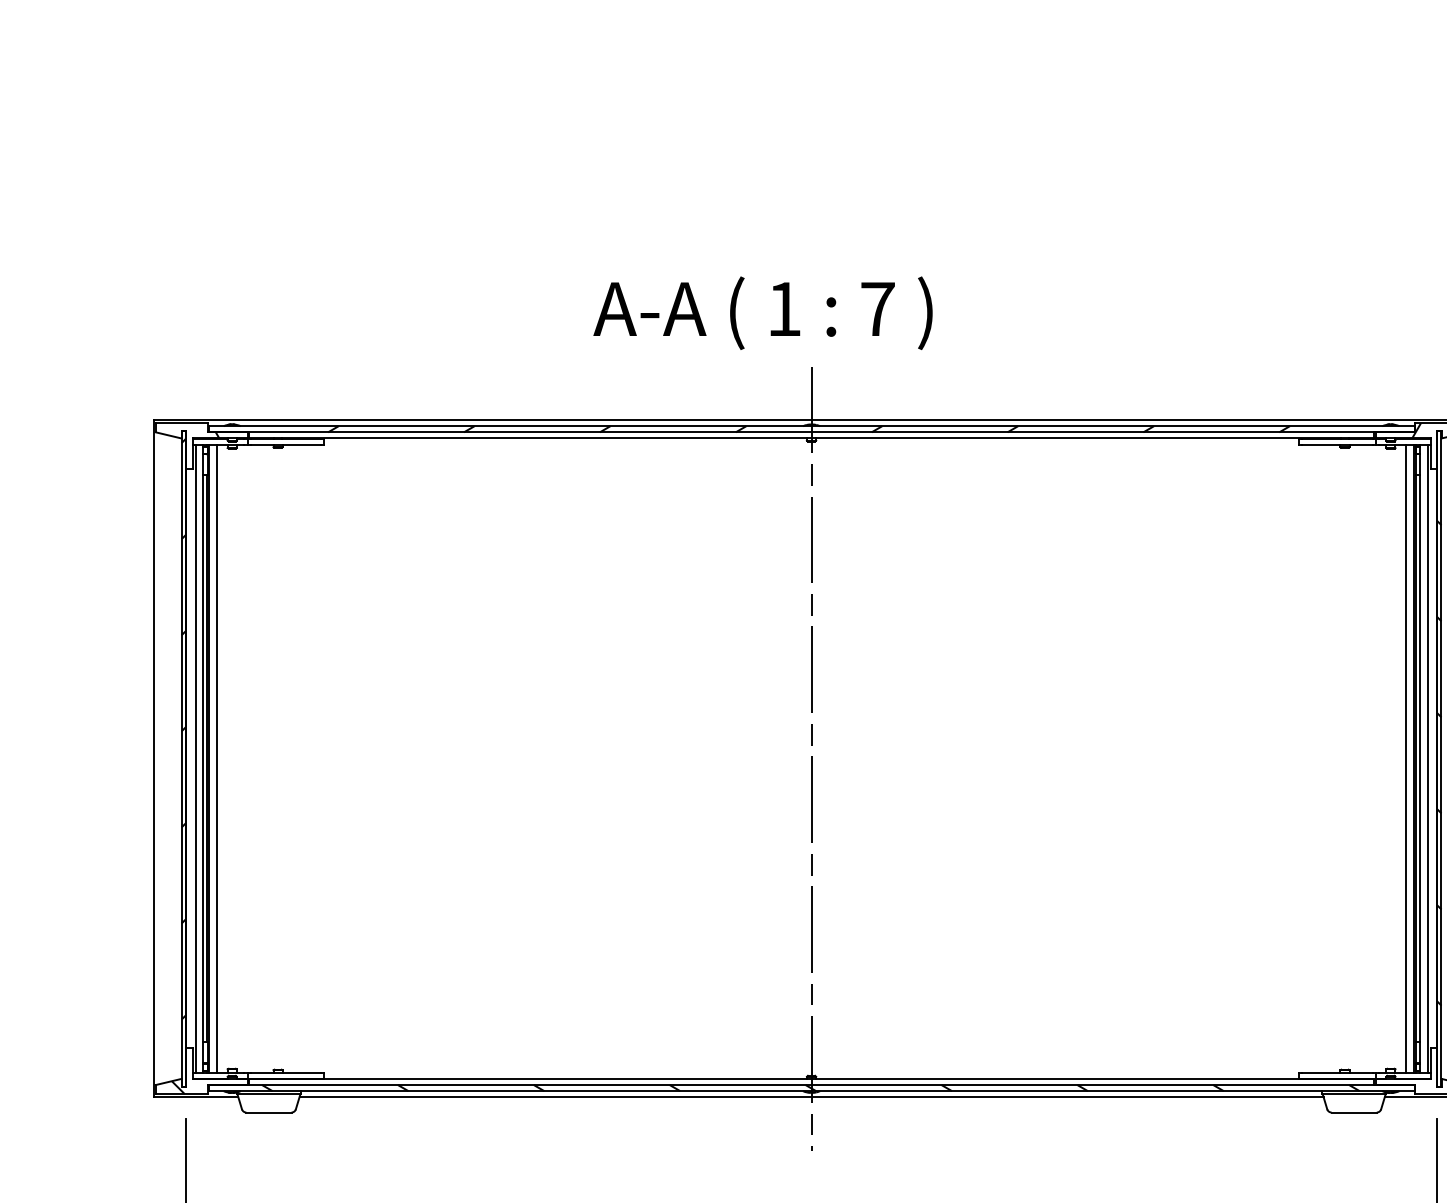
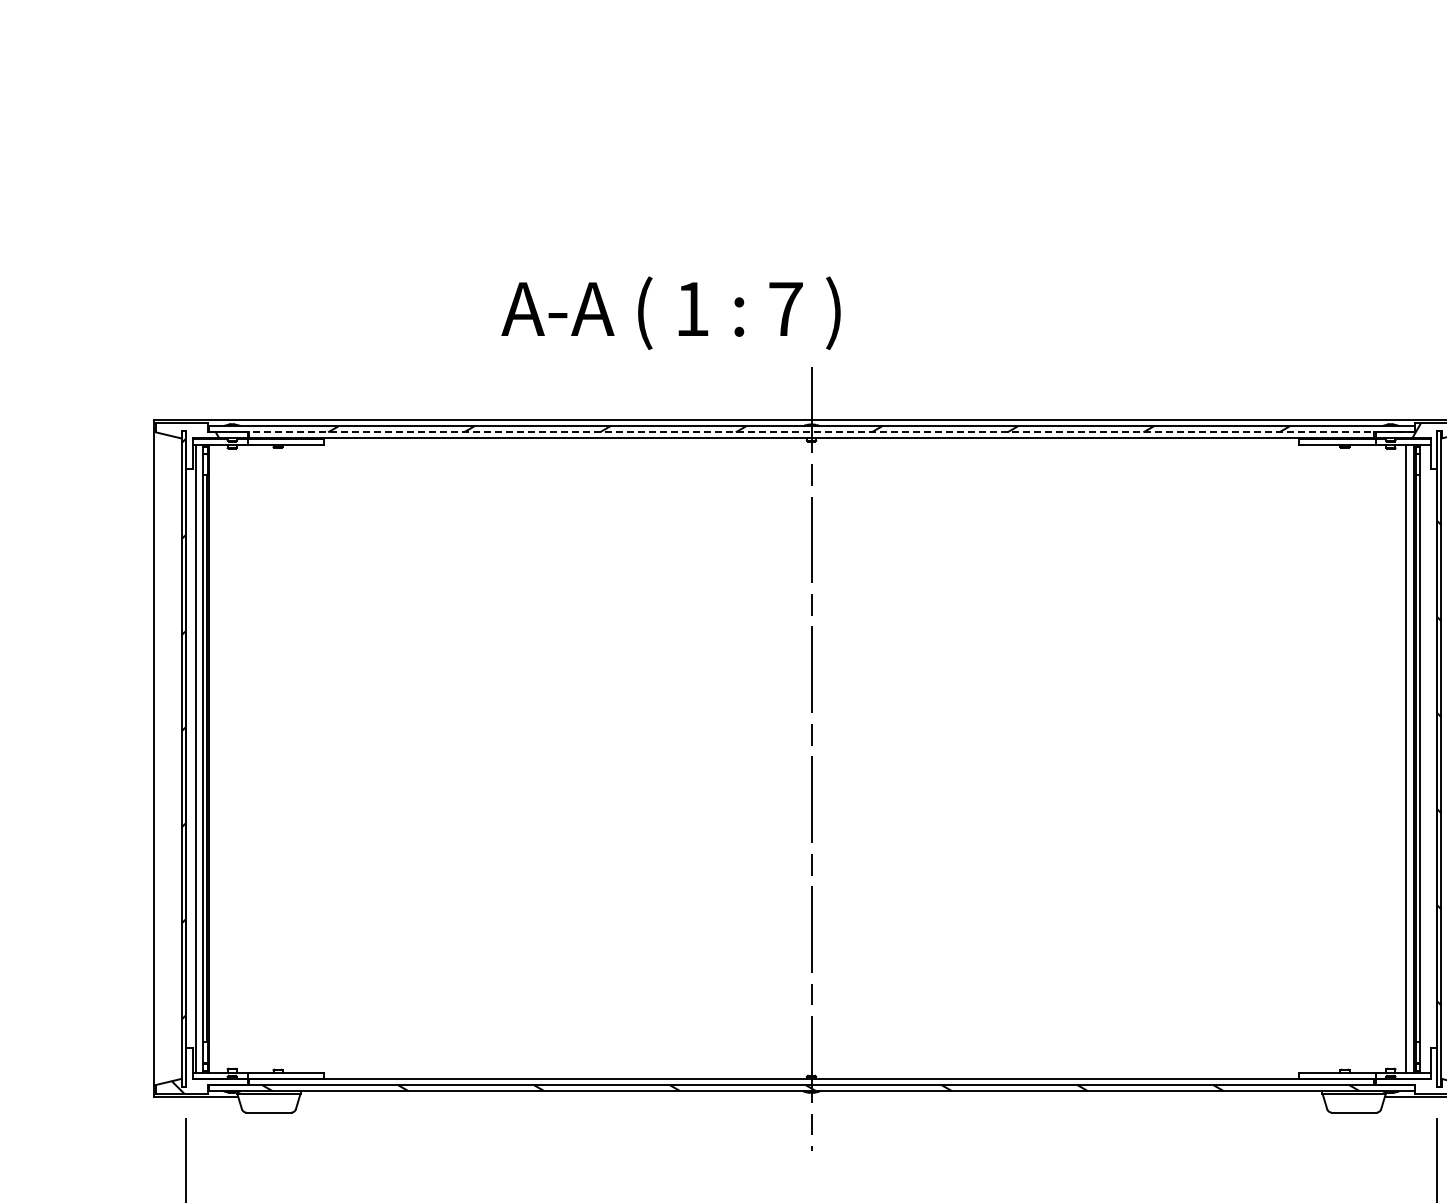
text position: (762, 312) -> (670, 312) (670, 312)
line: solid -> dashed (812, 432)
line: present -> none (216, 758)
line: present -> none (1427, 758)
line: present -> none (811, 1097)
